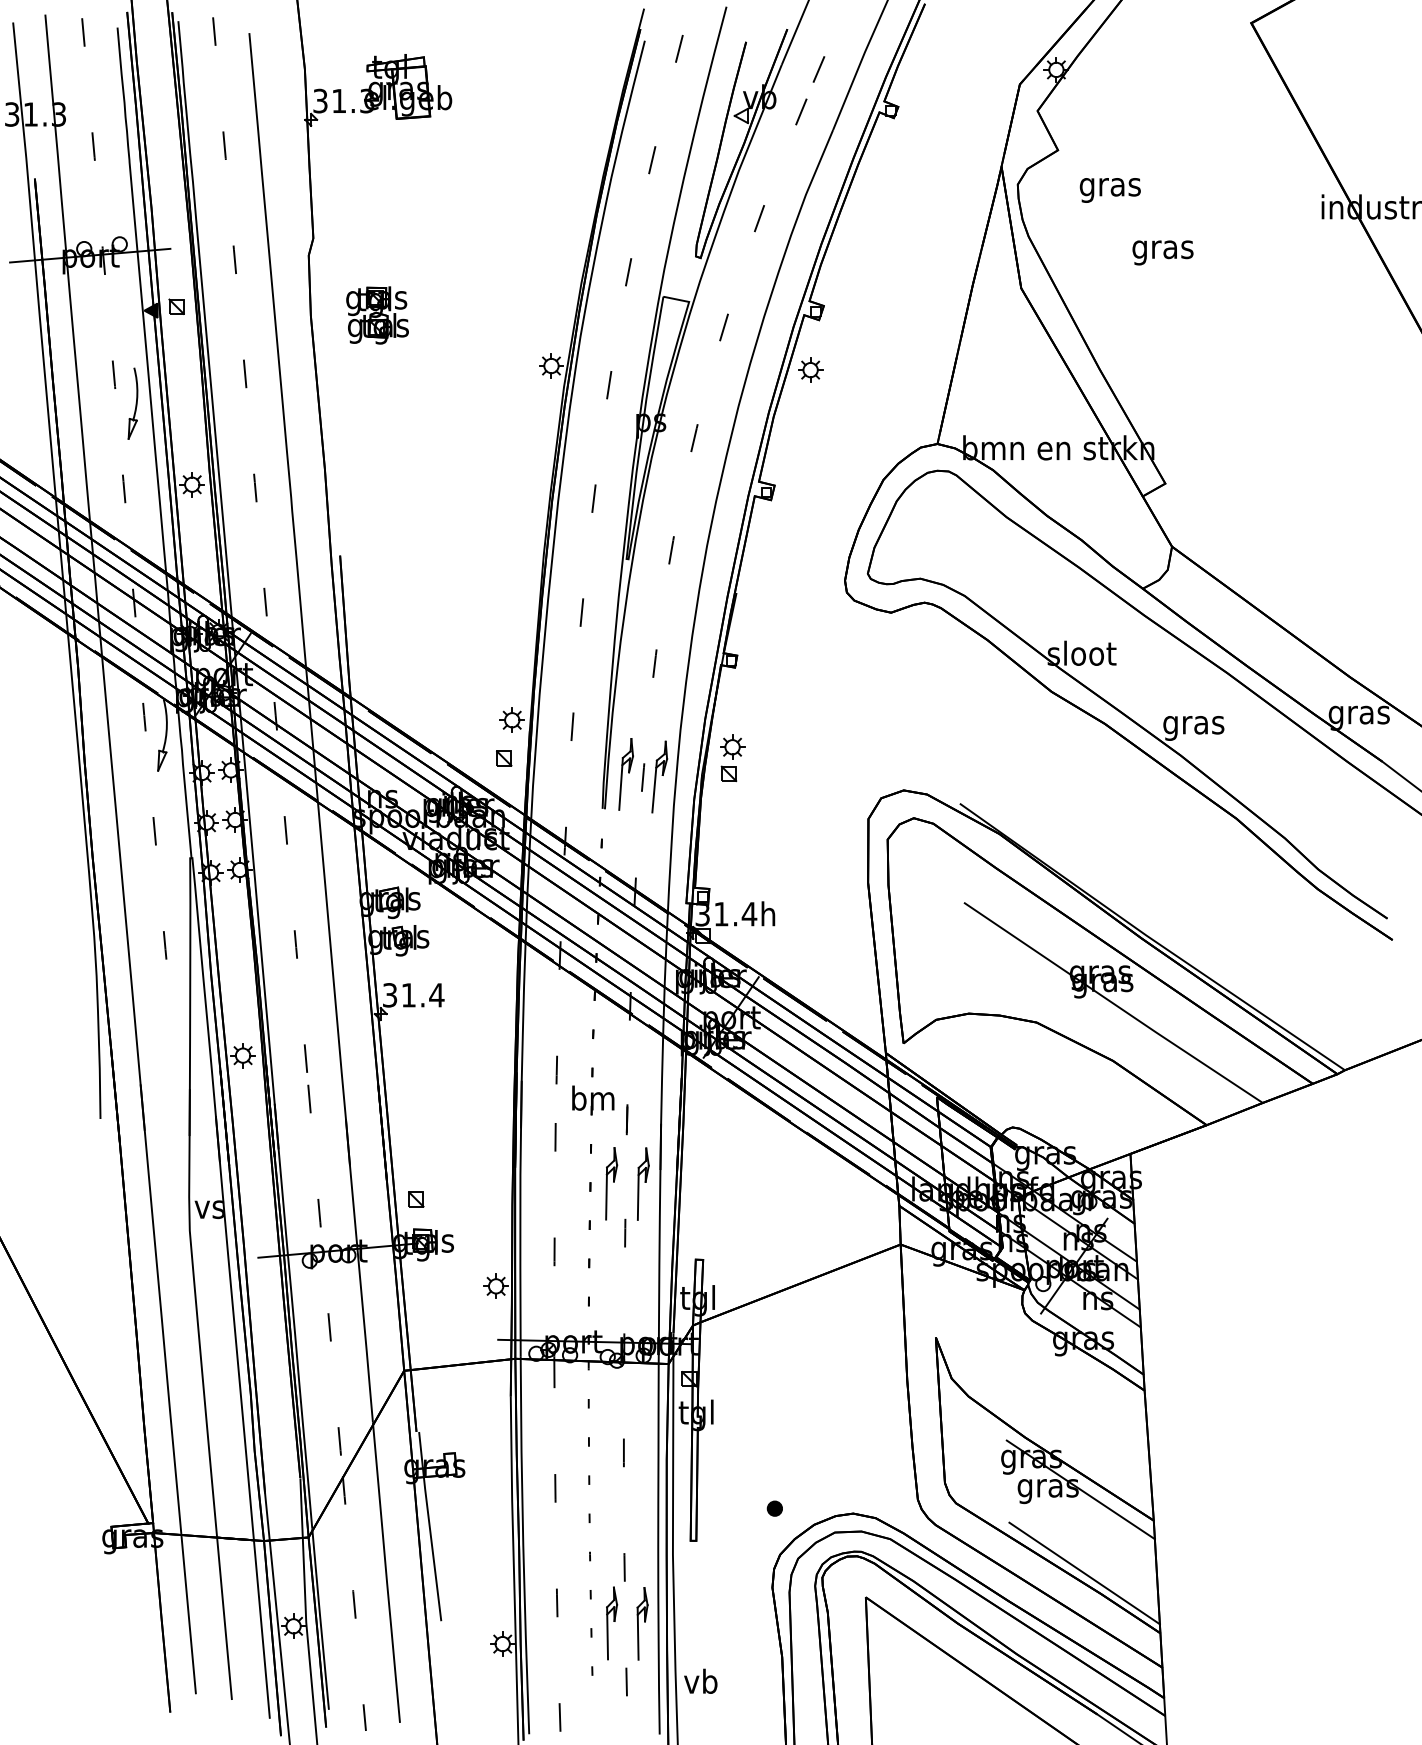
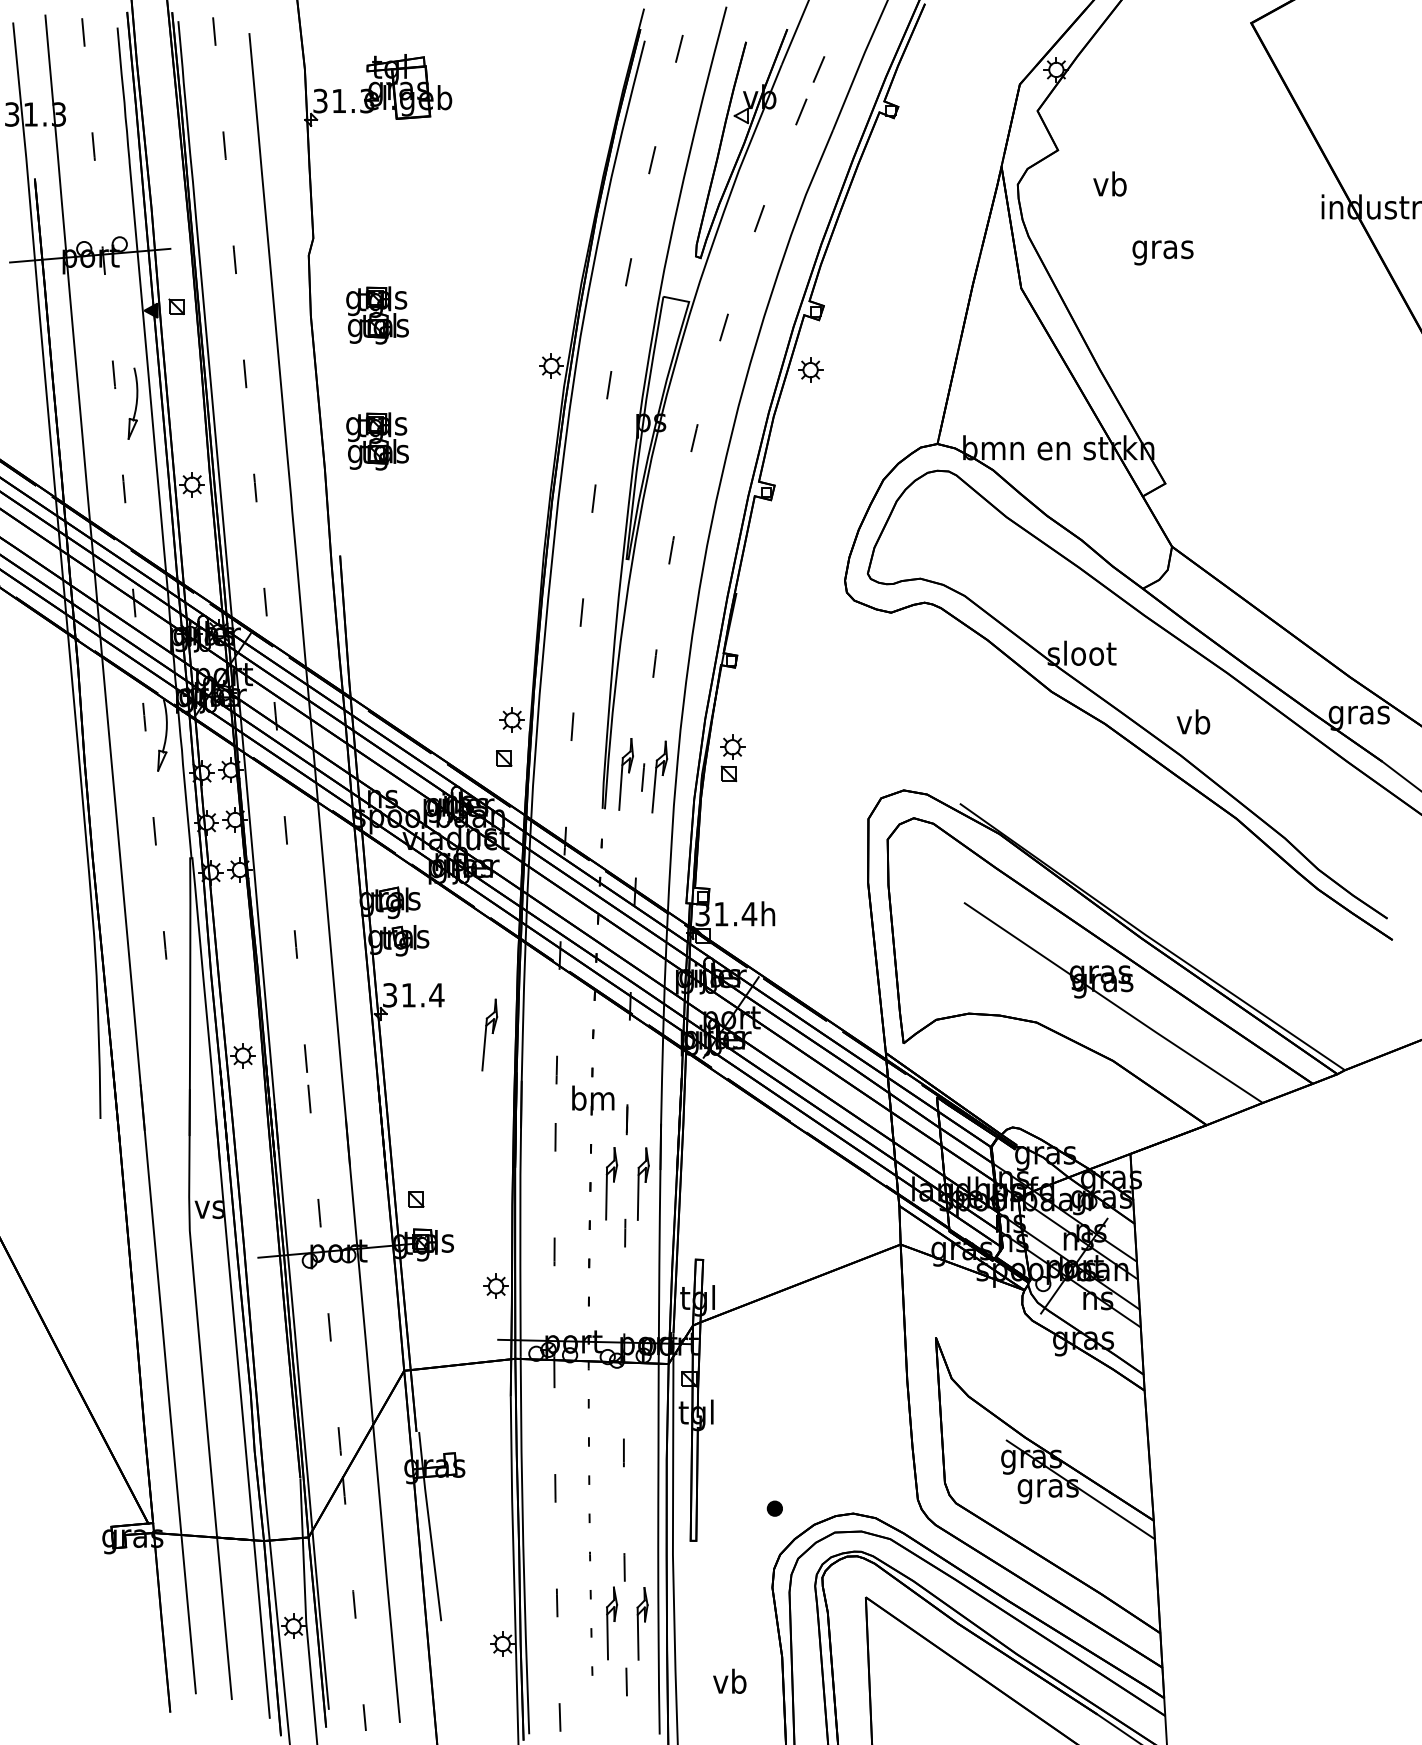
text: gras -> vb (1109, 186)
part: none -> present (377, 441)
text: gras -> vb (1193, 724)
part: none -> present (489, 1034)
line: present -> none (1084, 1573)
text position: (700, 1680) -> (729, 1680) (729, 1680)
